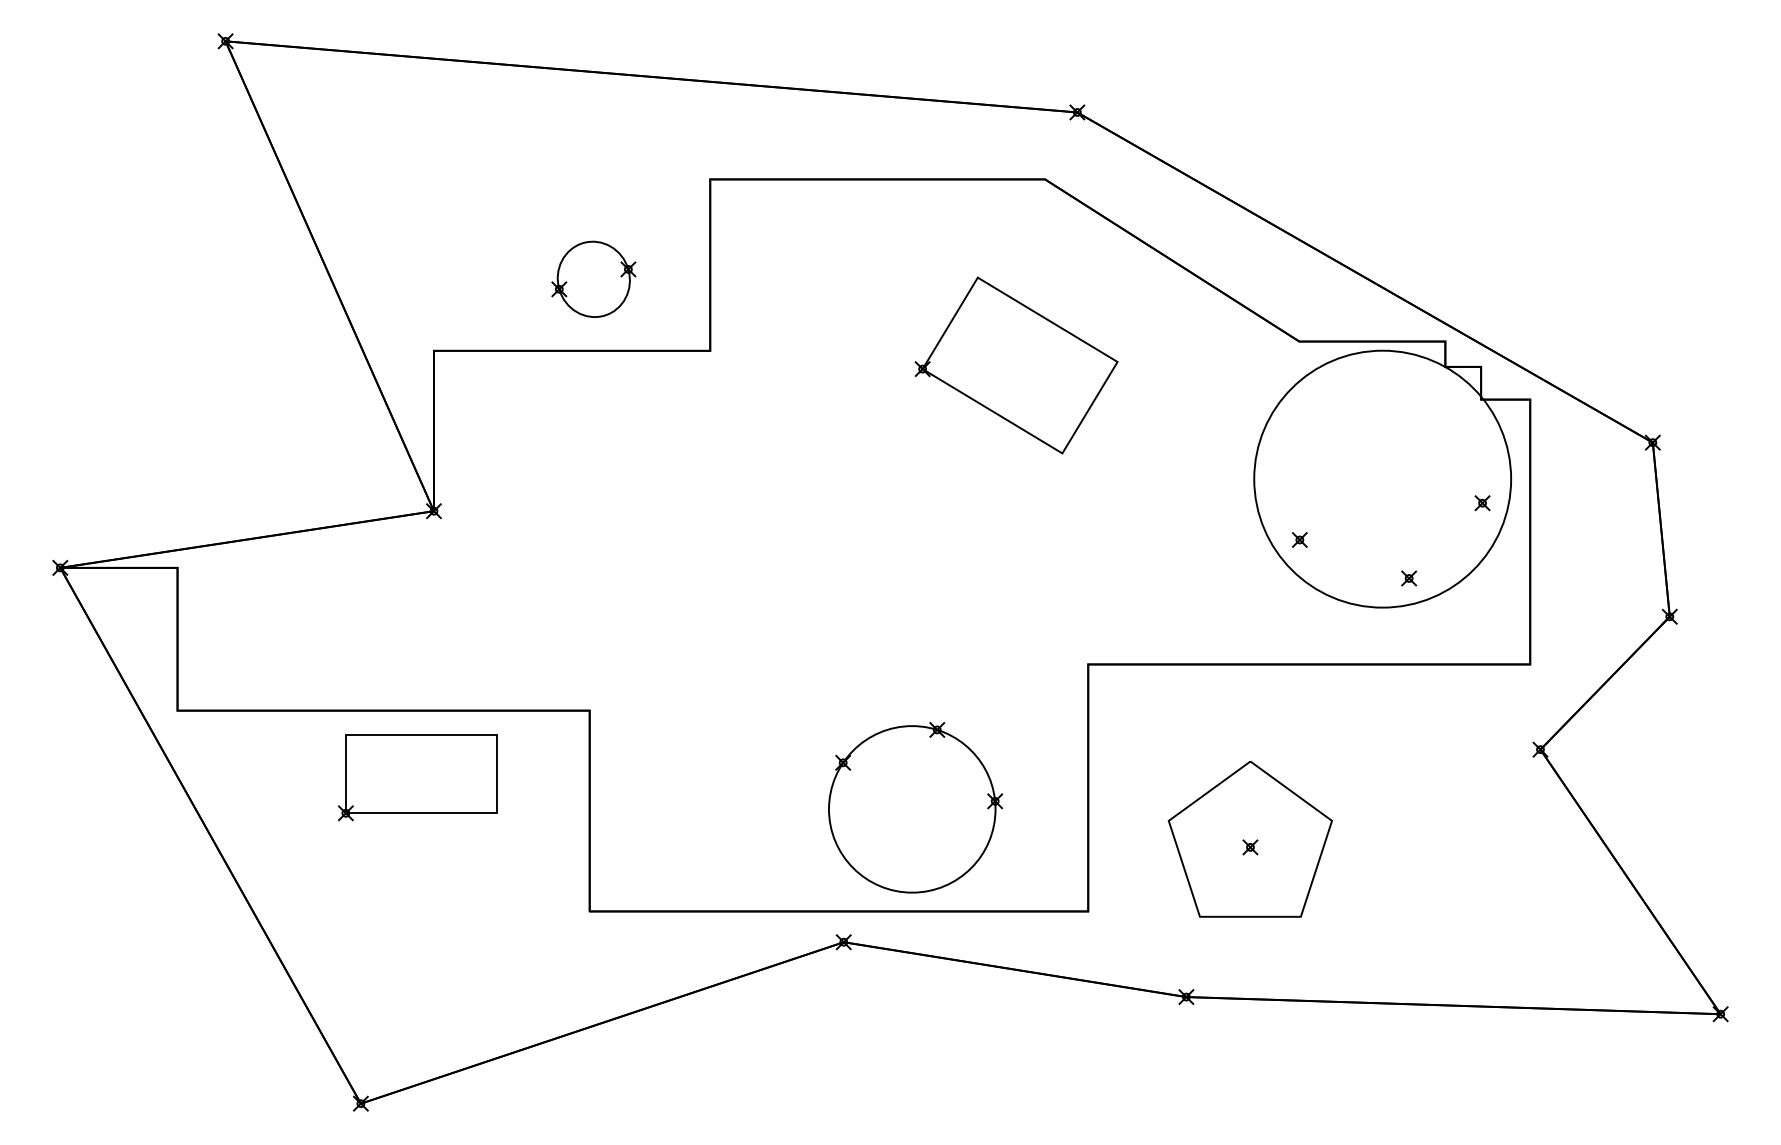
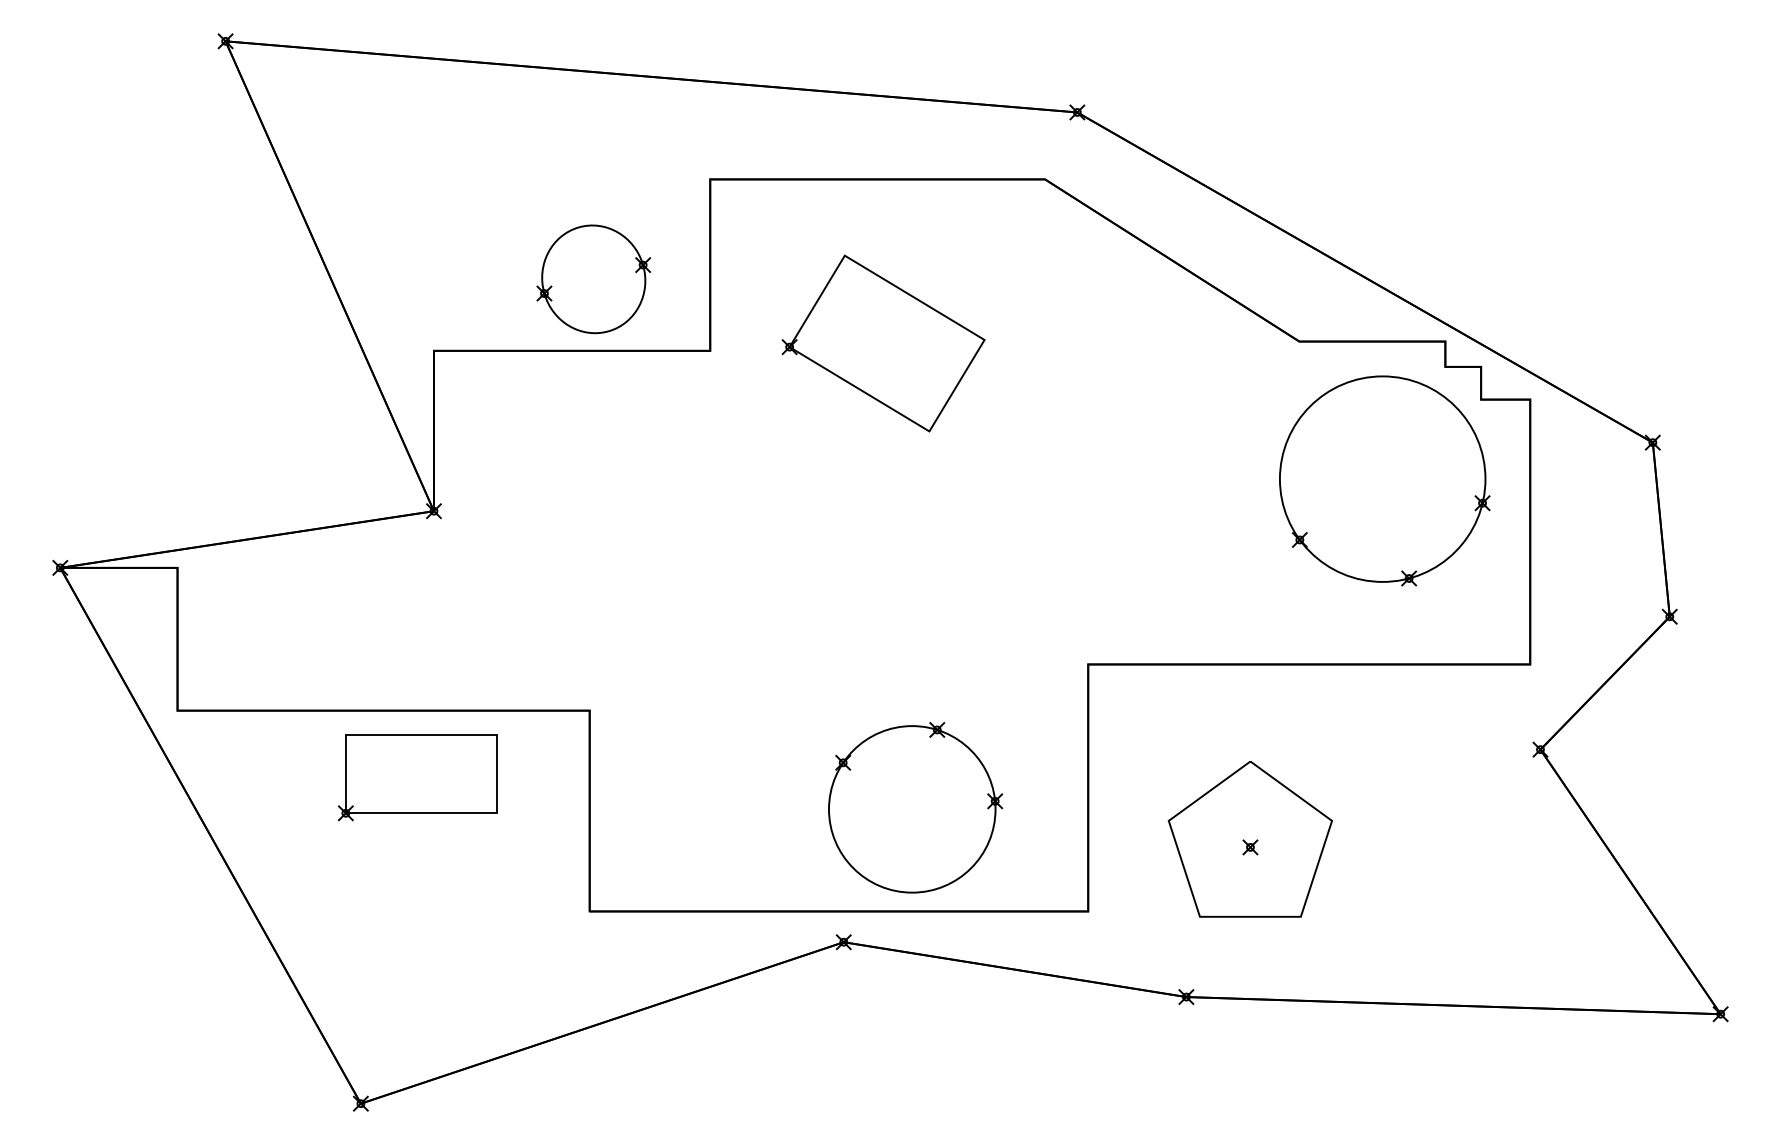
part size: 86x78 px -> 116x111 px (593, 279)
part position: (1016, 365) -> (883, 343) (883, 343)
circle diameter: 257 px -> 206 px (1382, 478)
